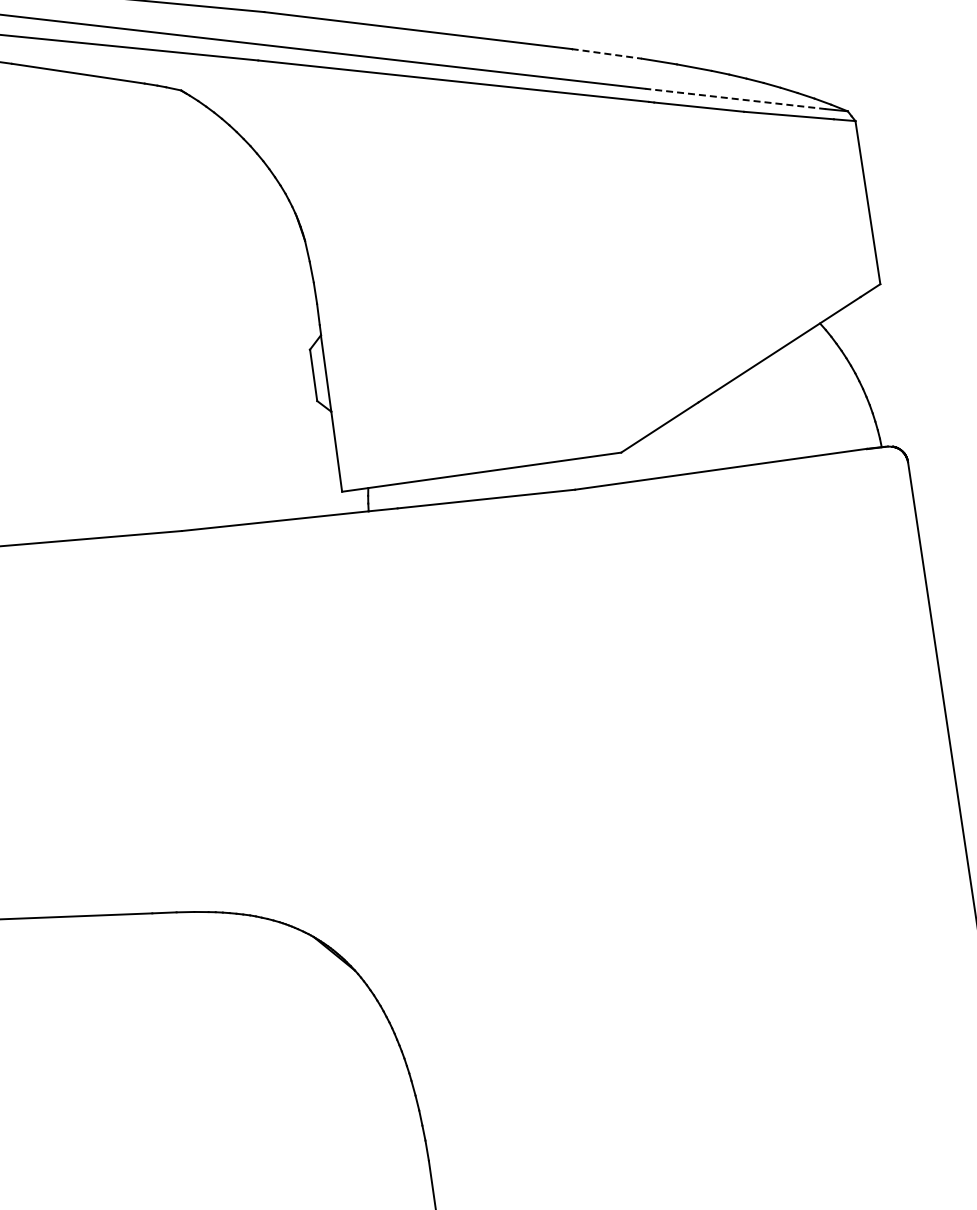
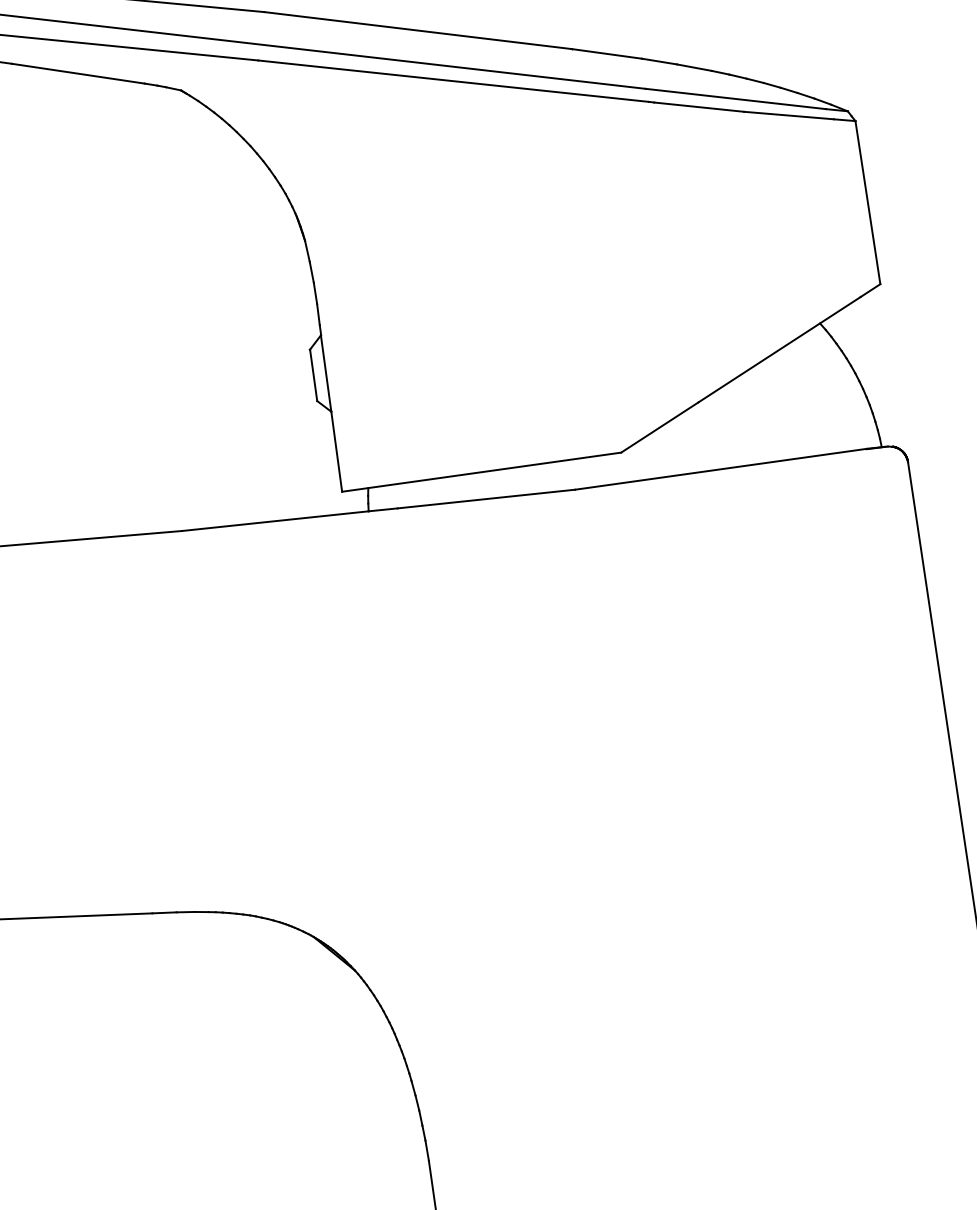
line: dashed -> solid (607, 53)
line: dashed -> solid (735, 98)
